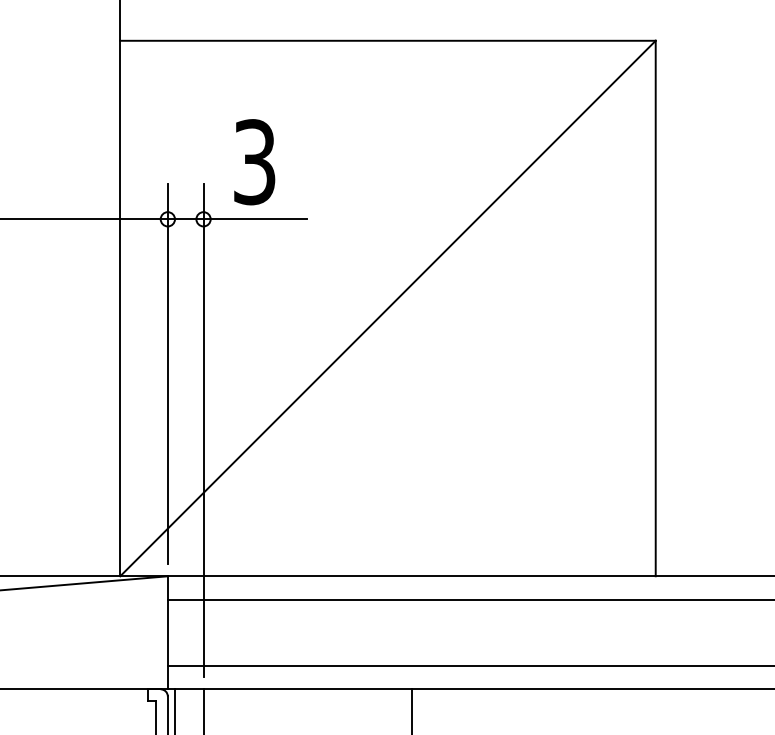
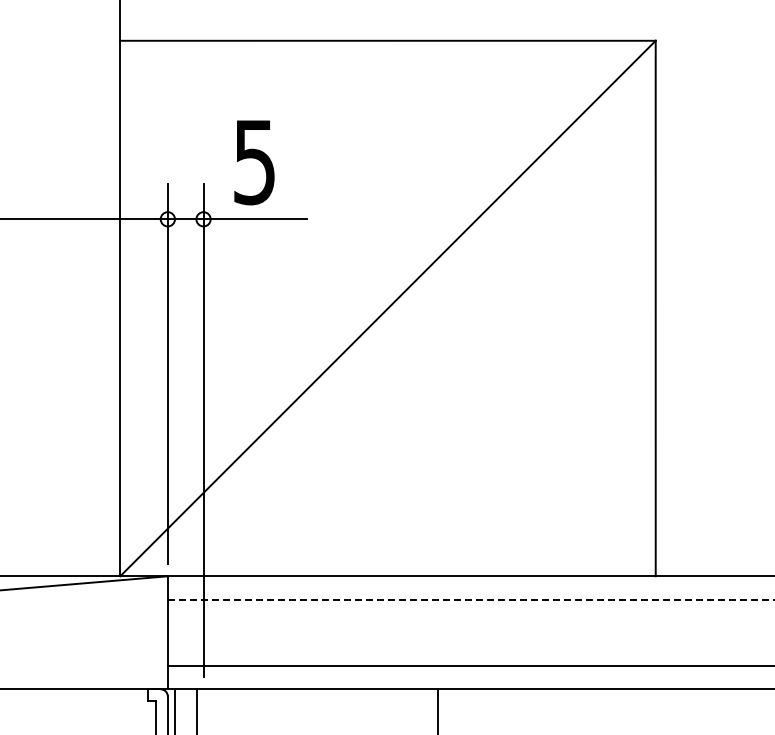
text: 3 -> 5 (254, 161)
line: solid -> dashed (470, 600)
line position: (203, 710) -> (196, 710) (196, 710)
line position: (411, 710) -> (437, 710) (437, 710)
